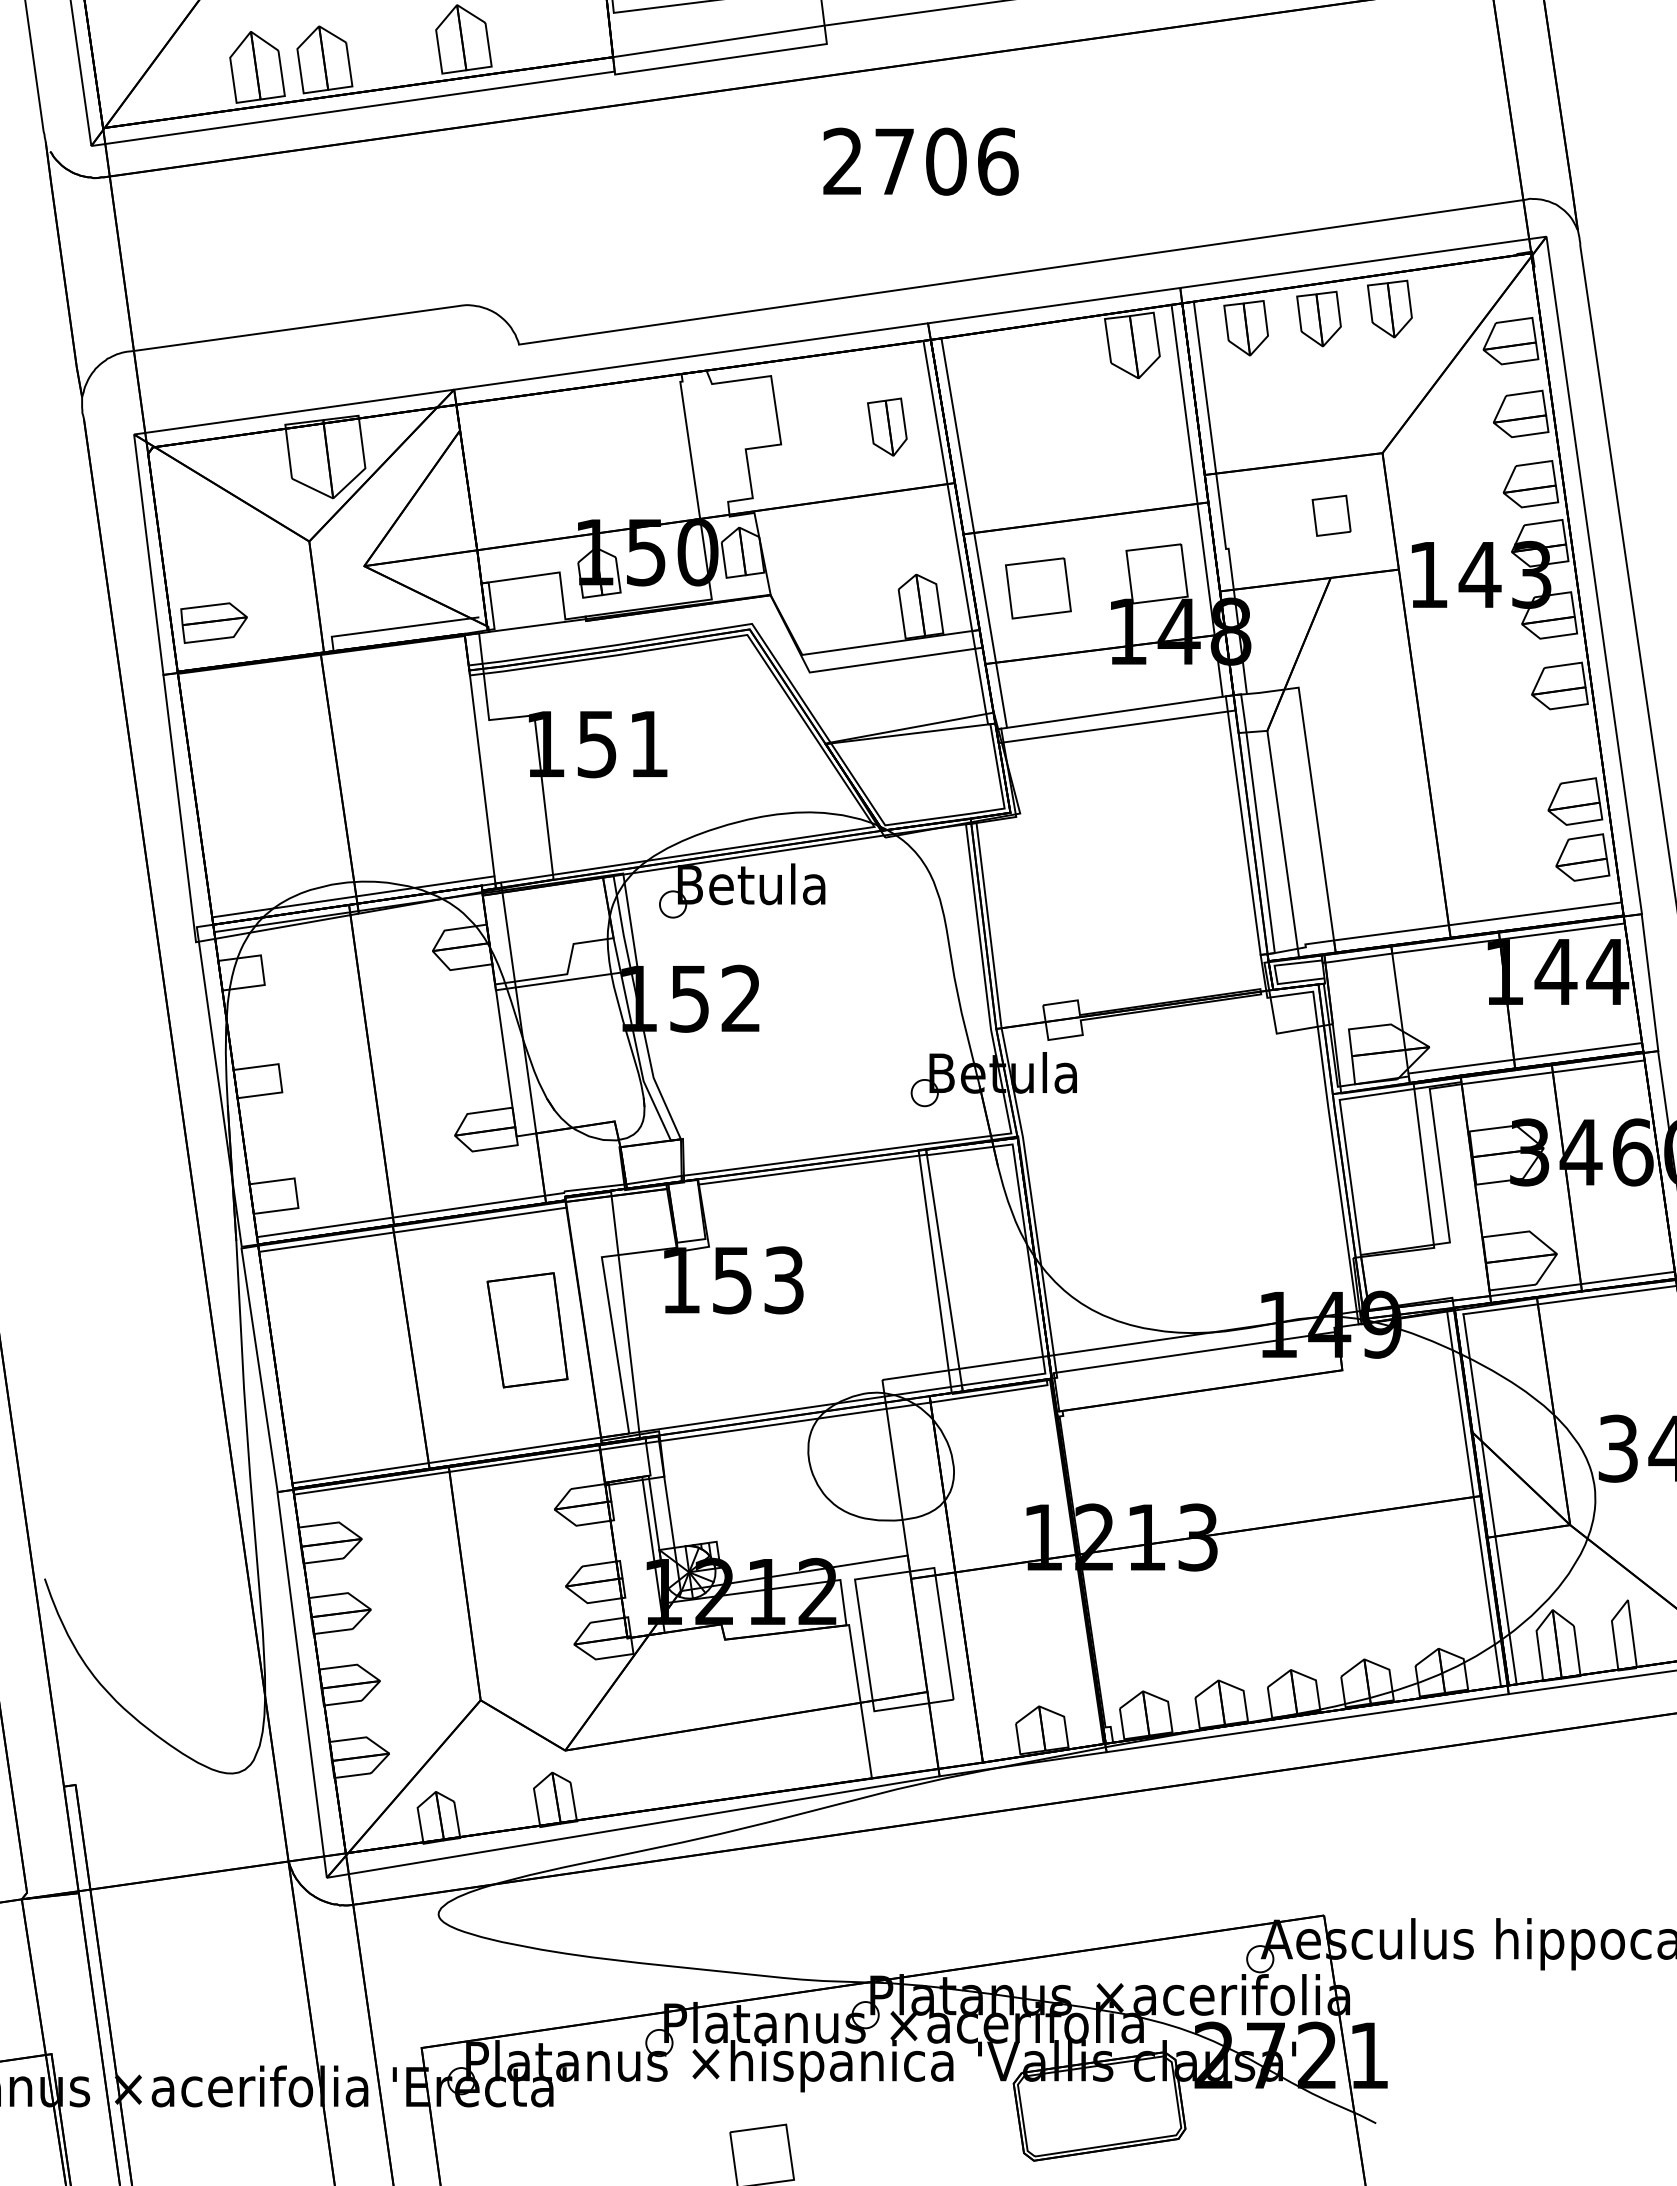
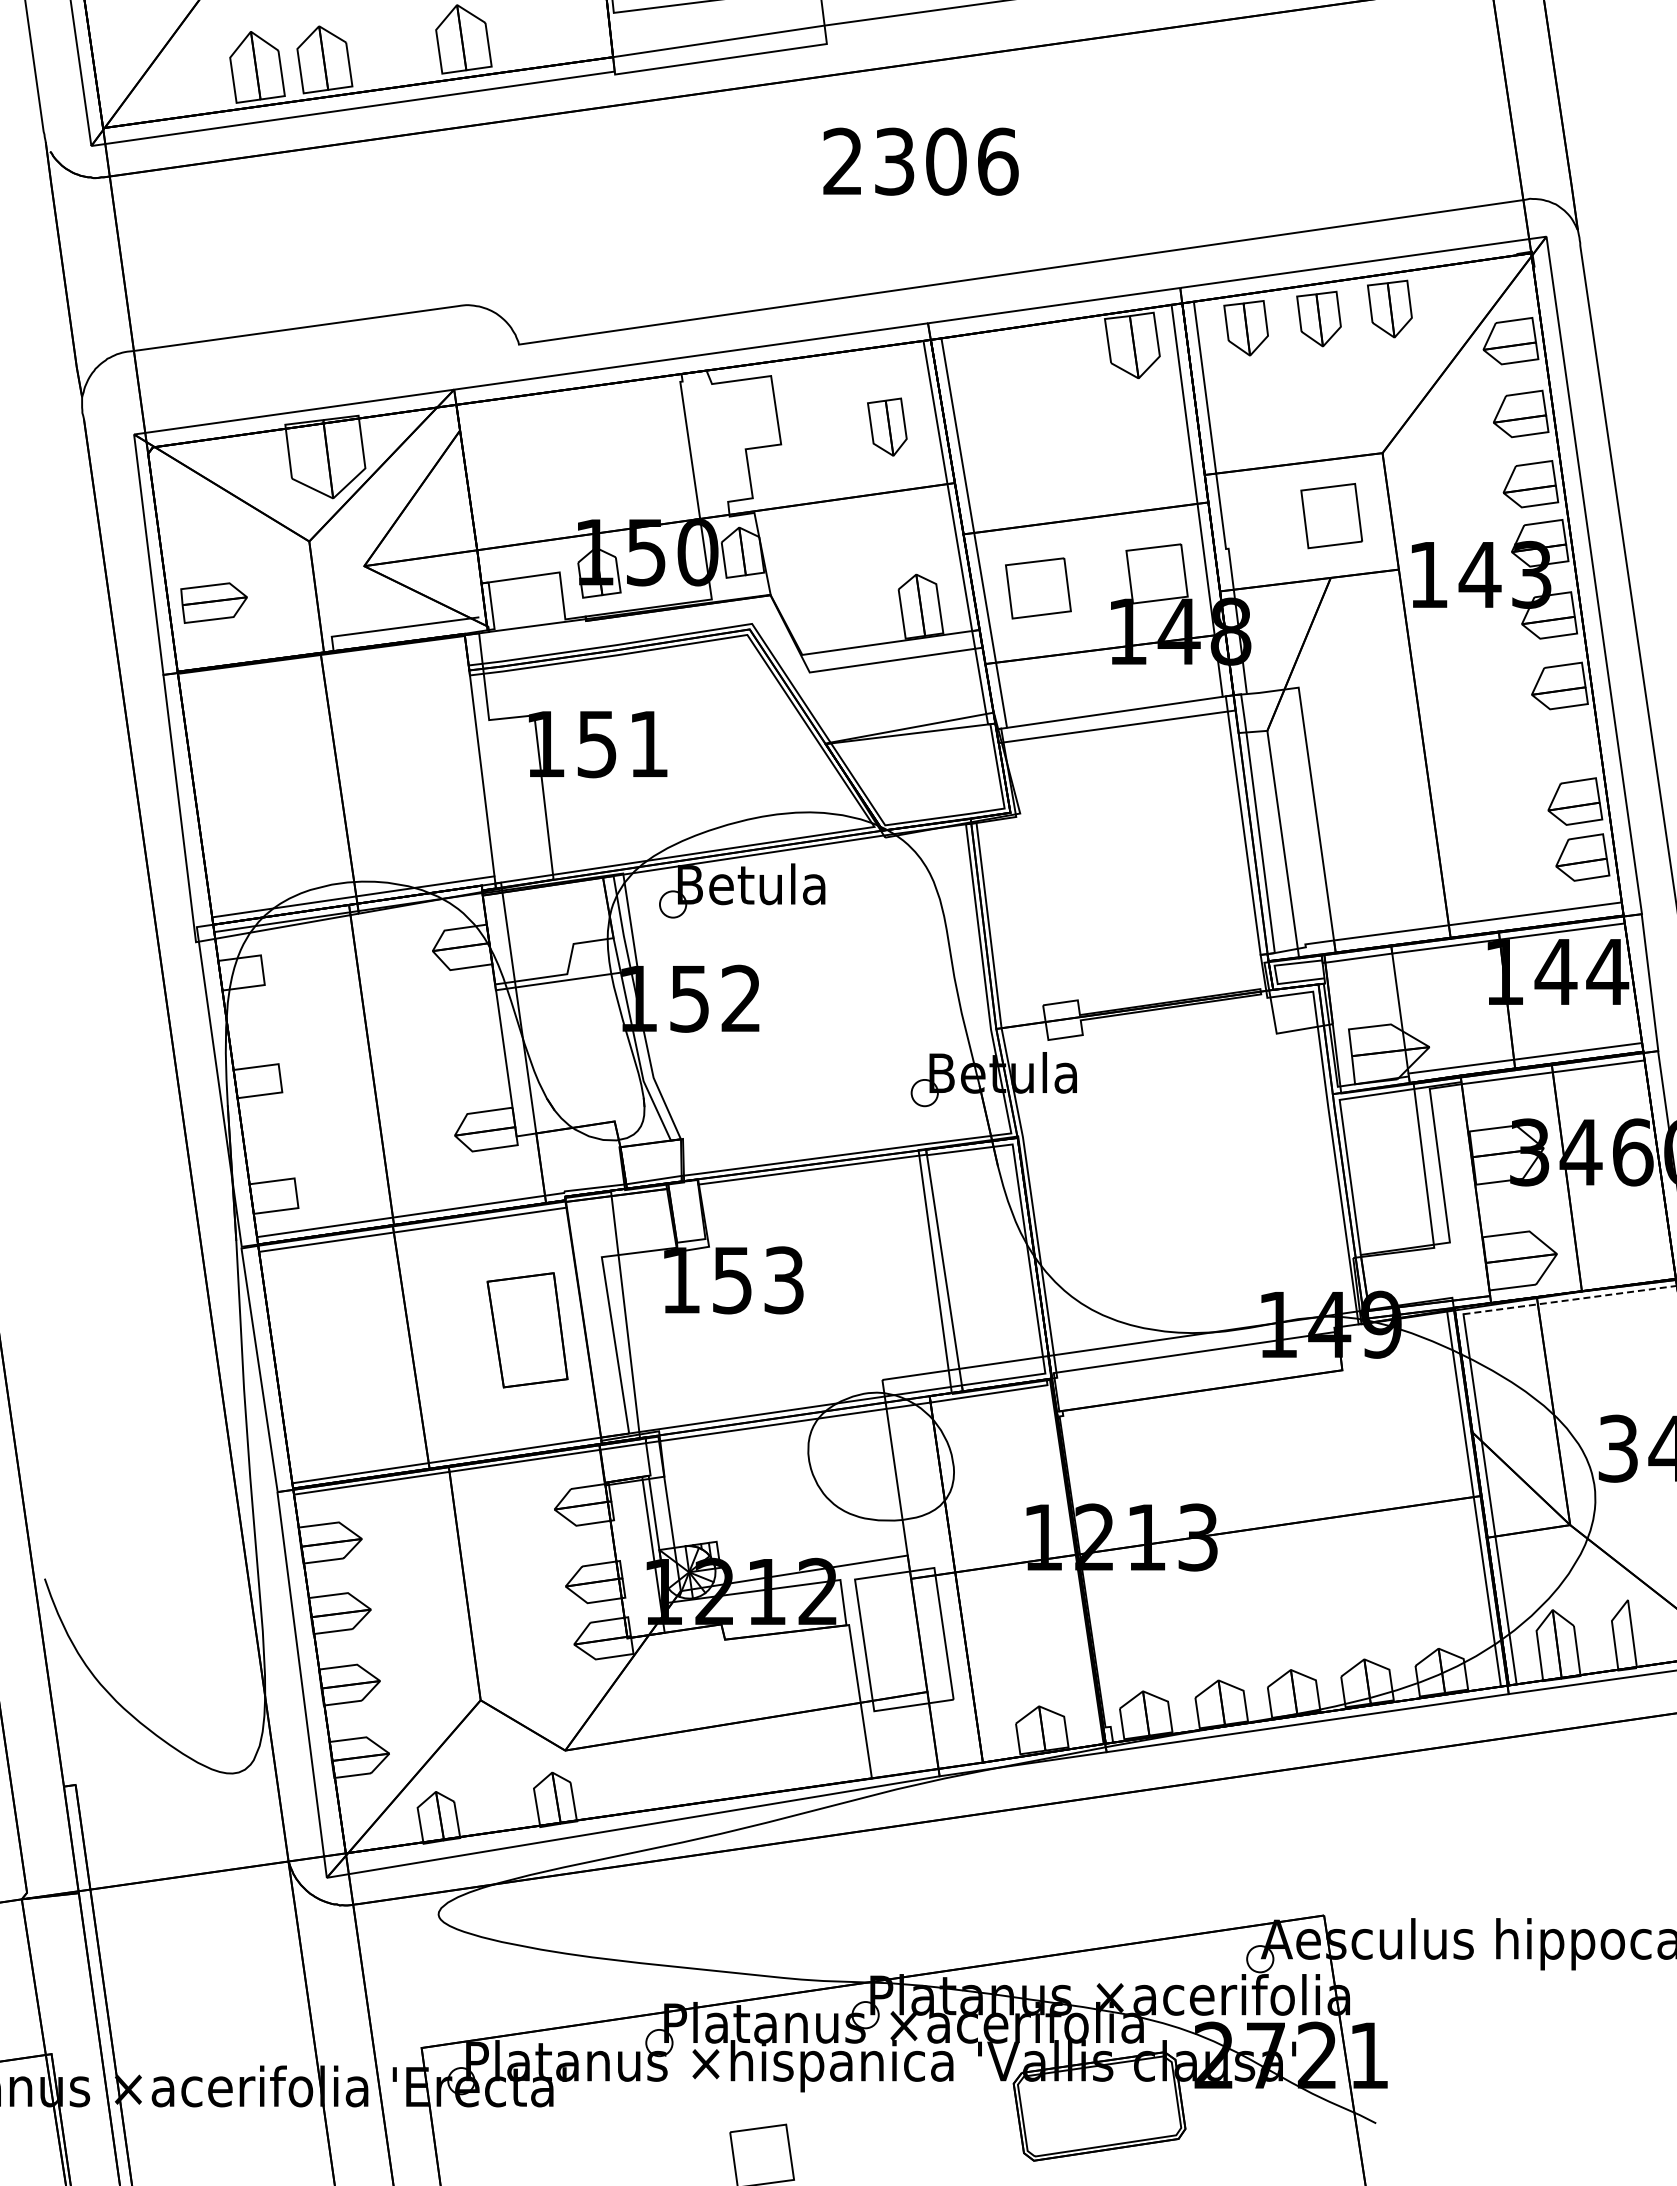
text: 2706 -> 2306 (894, 161)
part size: 41x43 px -> 64x67 px (1331, 516)
part position: (213, 622) -> (213, 602) (213, 602)
line: present -> none (1581, 1284)
line: solid -> dashed (1570, 1300)
